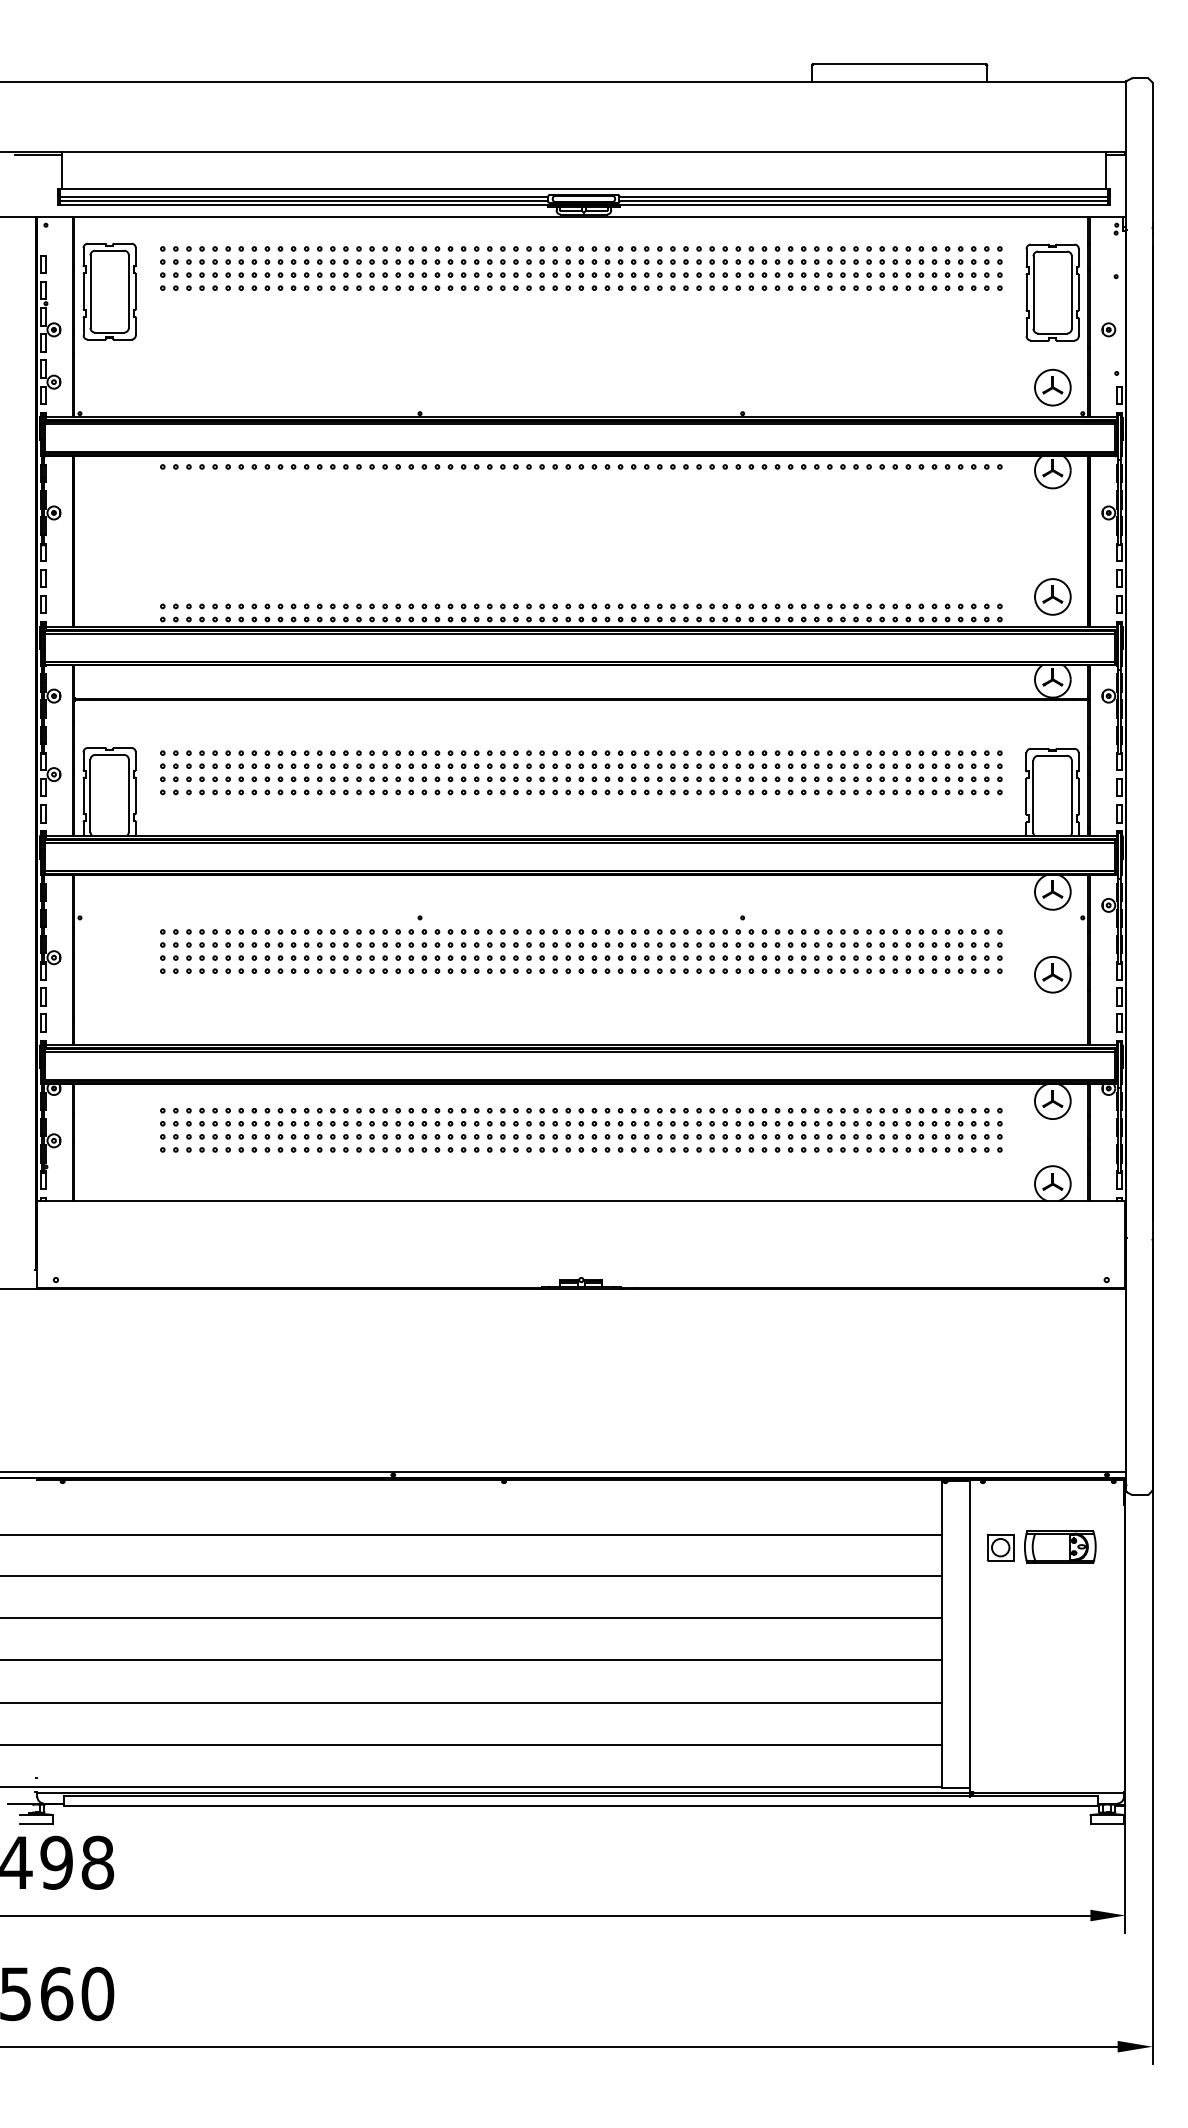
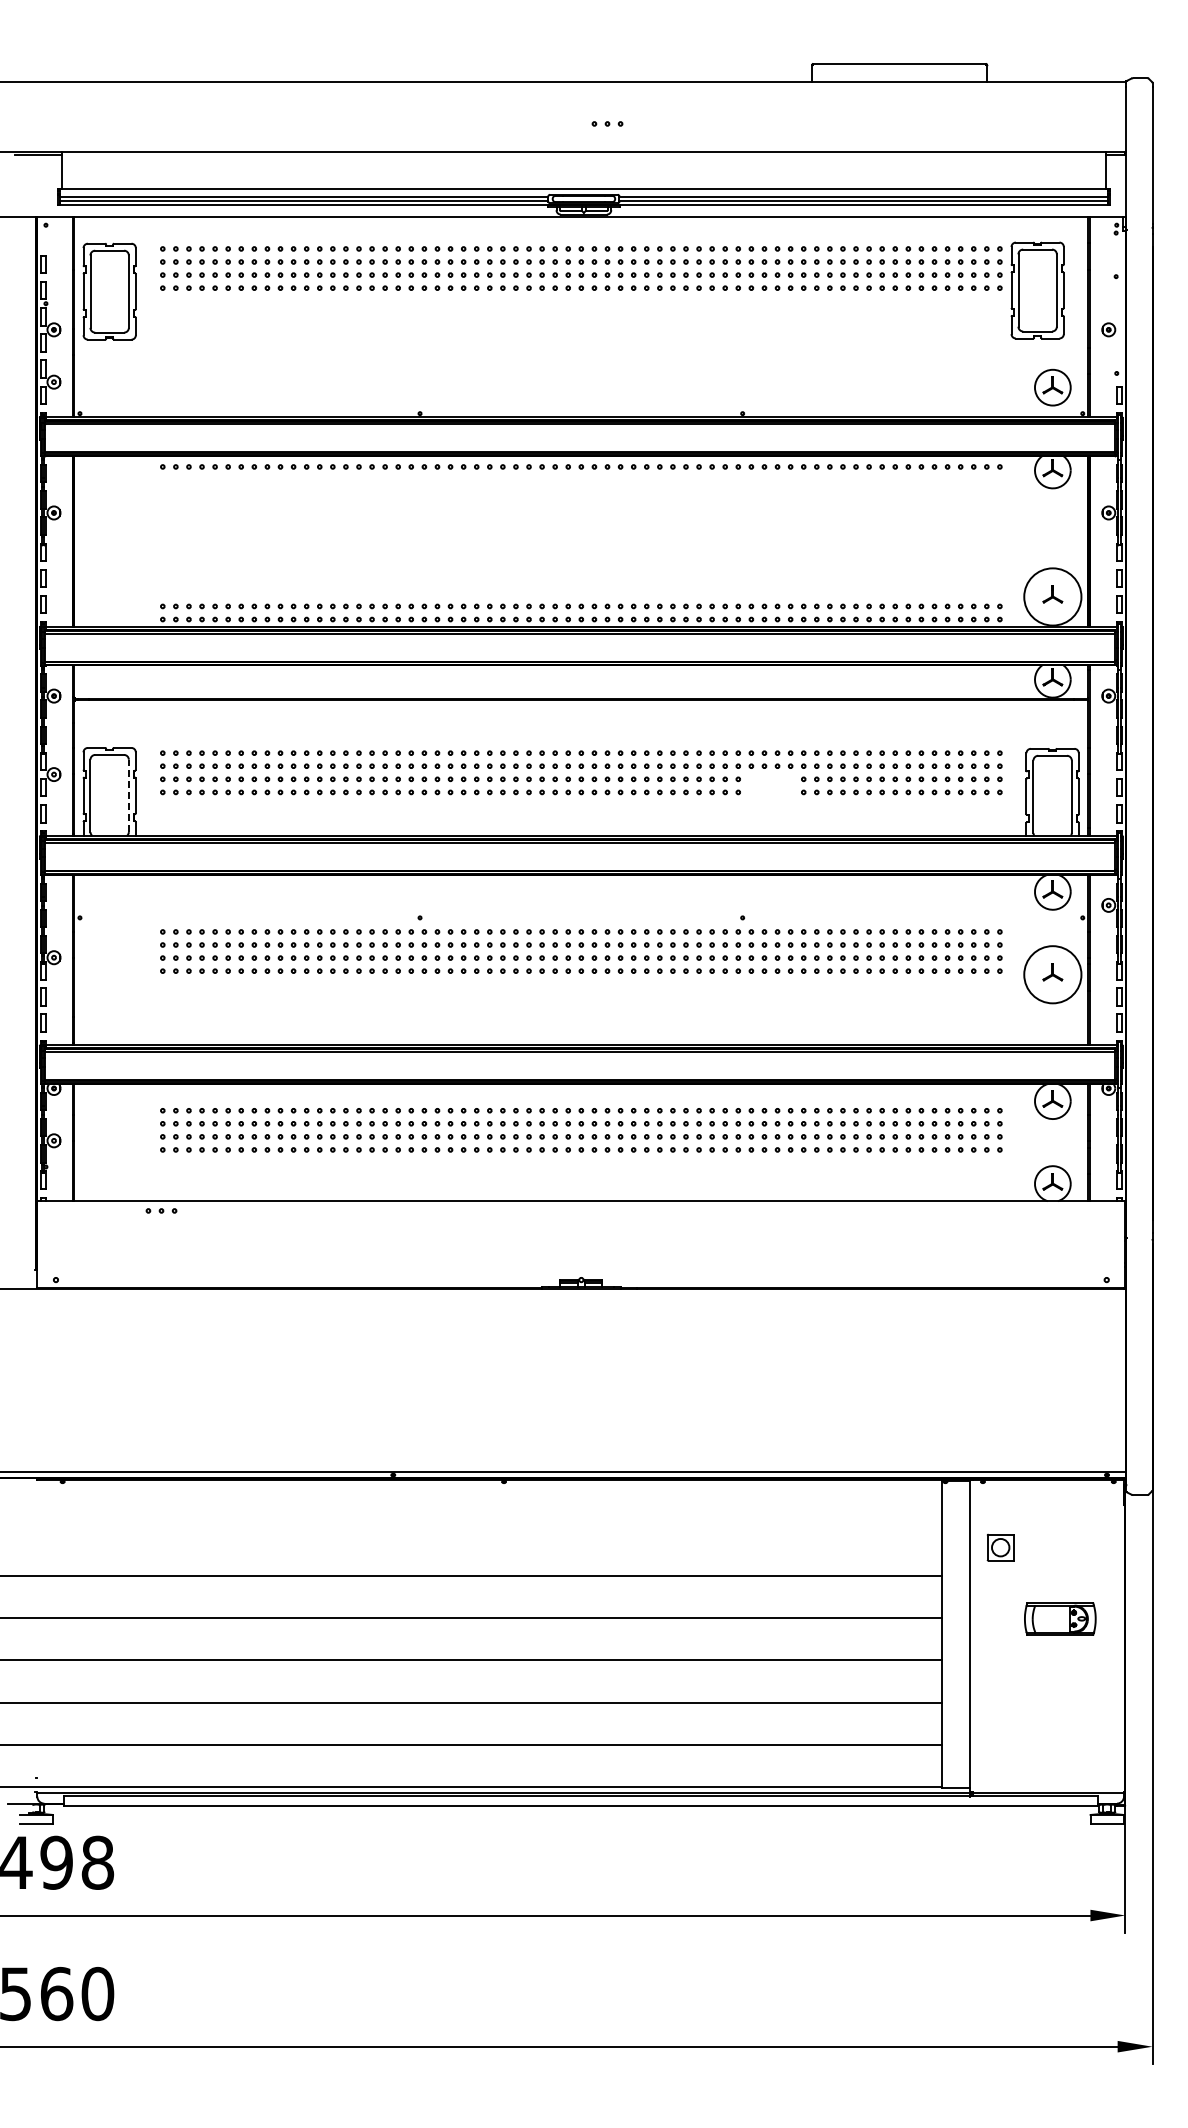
part: none -> present (607, 123)
part position: (1052, 292) -> (1037, 290) (1037, 290)
circle diameter: 36 px -> 57 px (1052, 596)
part: present -> none (770, 785)
line: solid -> dashed (128, 795)
circle diameter: 36 px -> 57 px (1052, 974)
part: none -> present (161, 1210)
line: present -> none (472, 1534)
part position: (1060, 1546) -> (1060, 1618) (1060, 1618)
